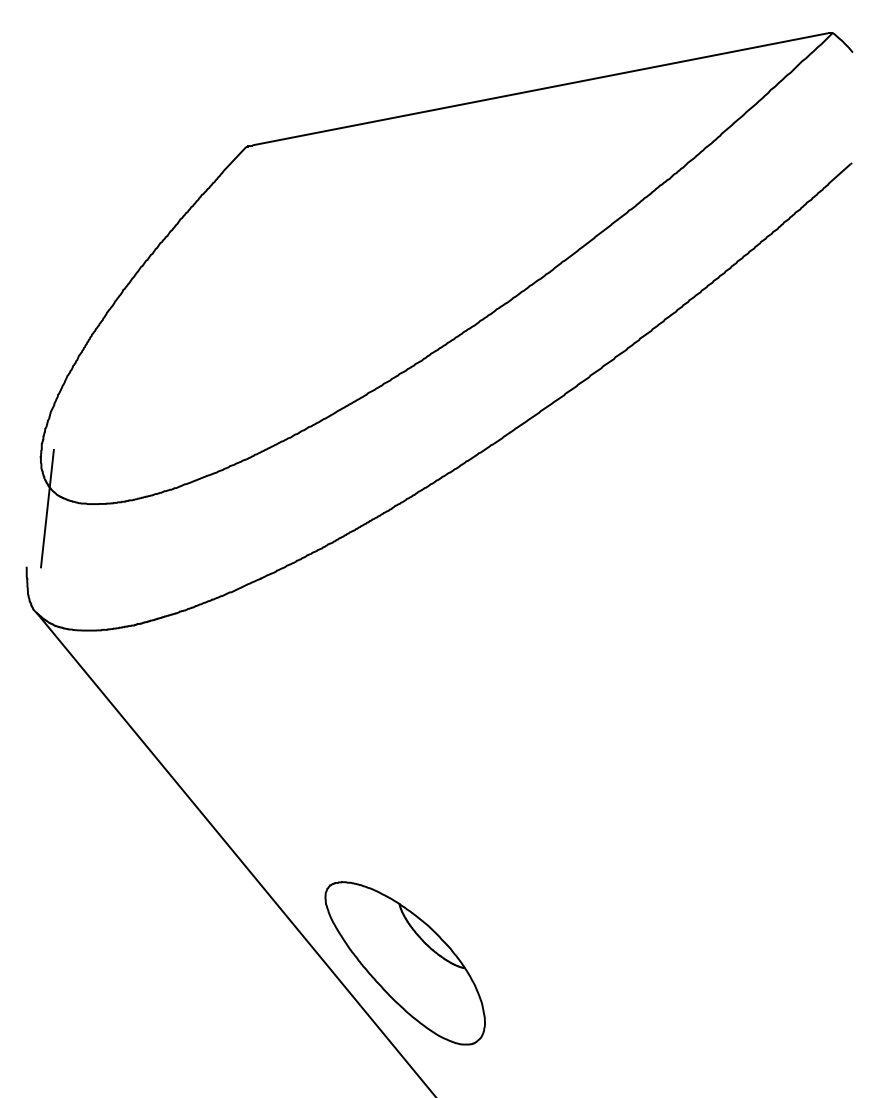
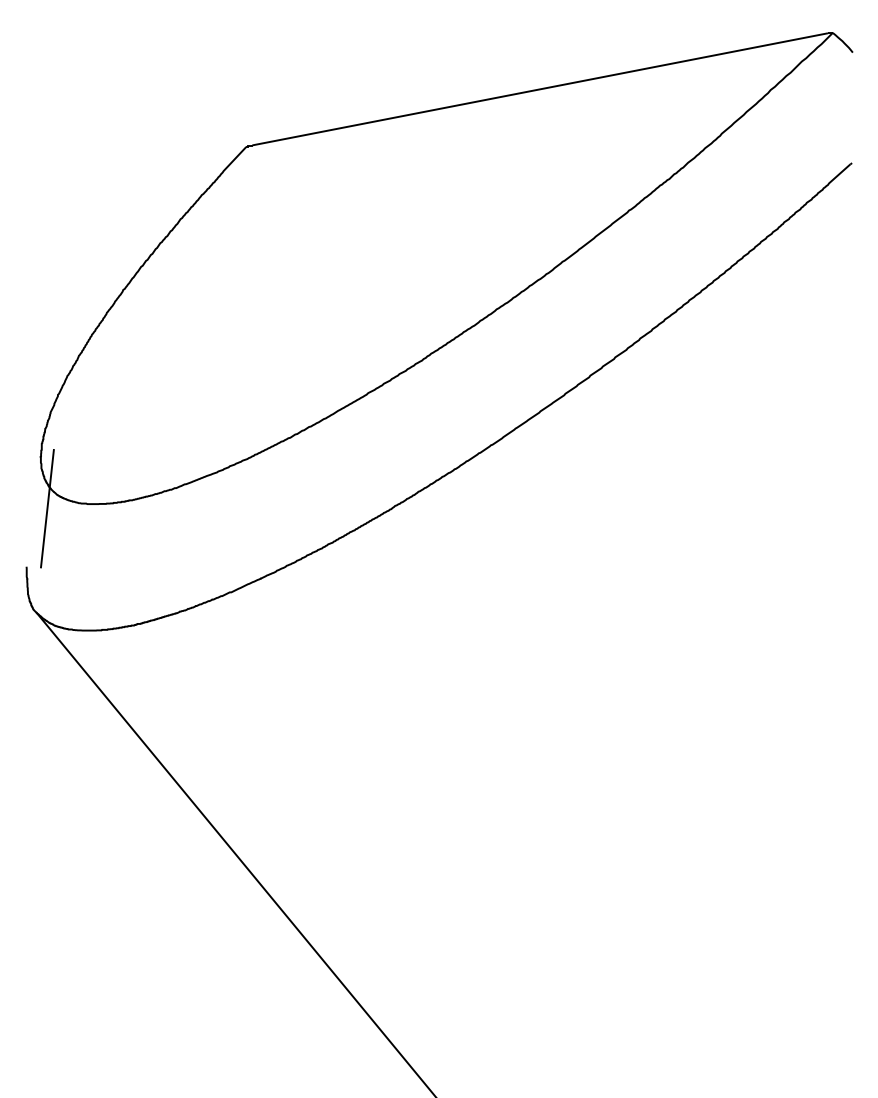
part: present -> none (404, 963)
